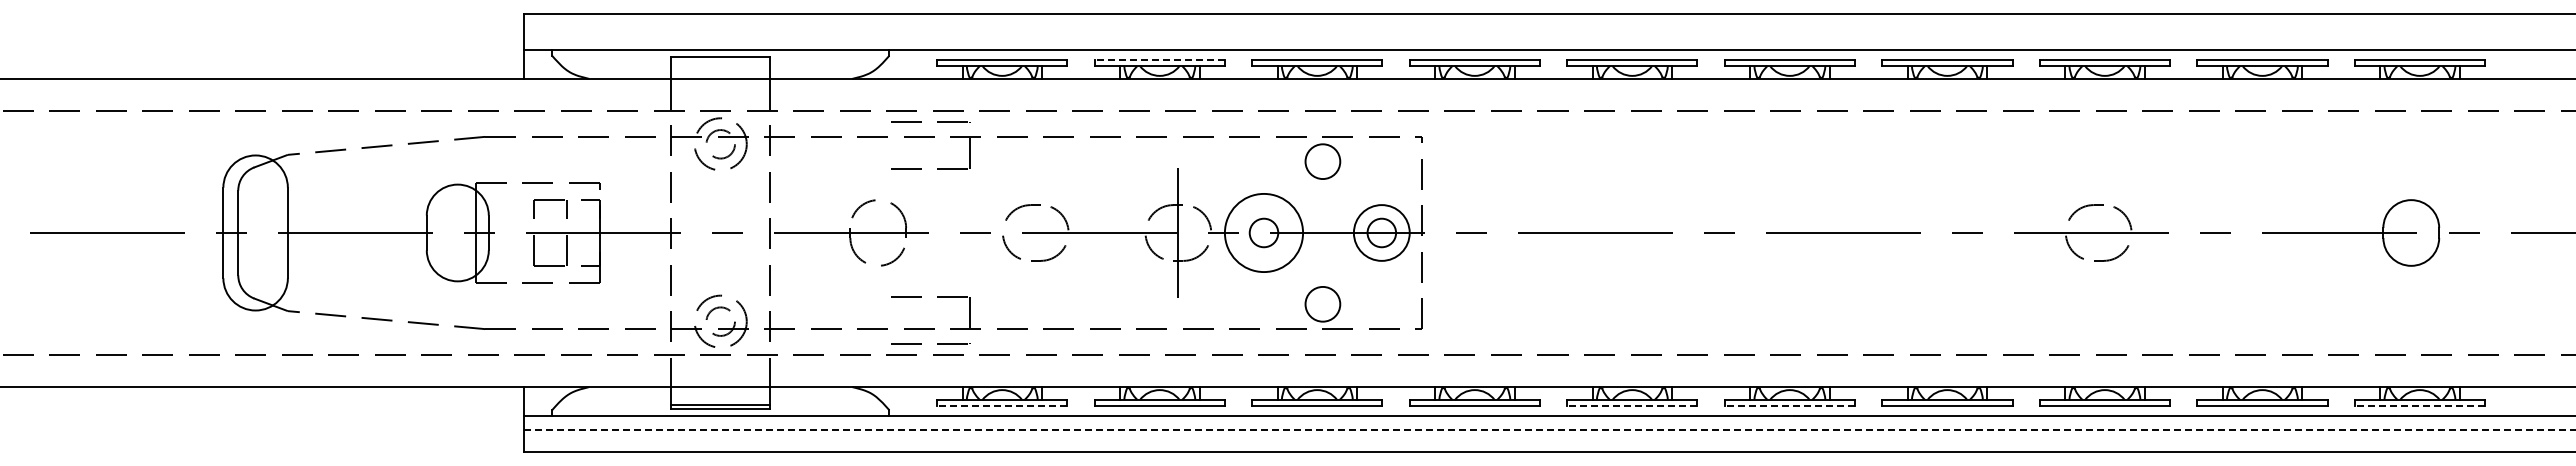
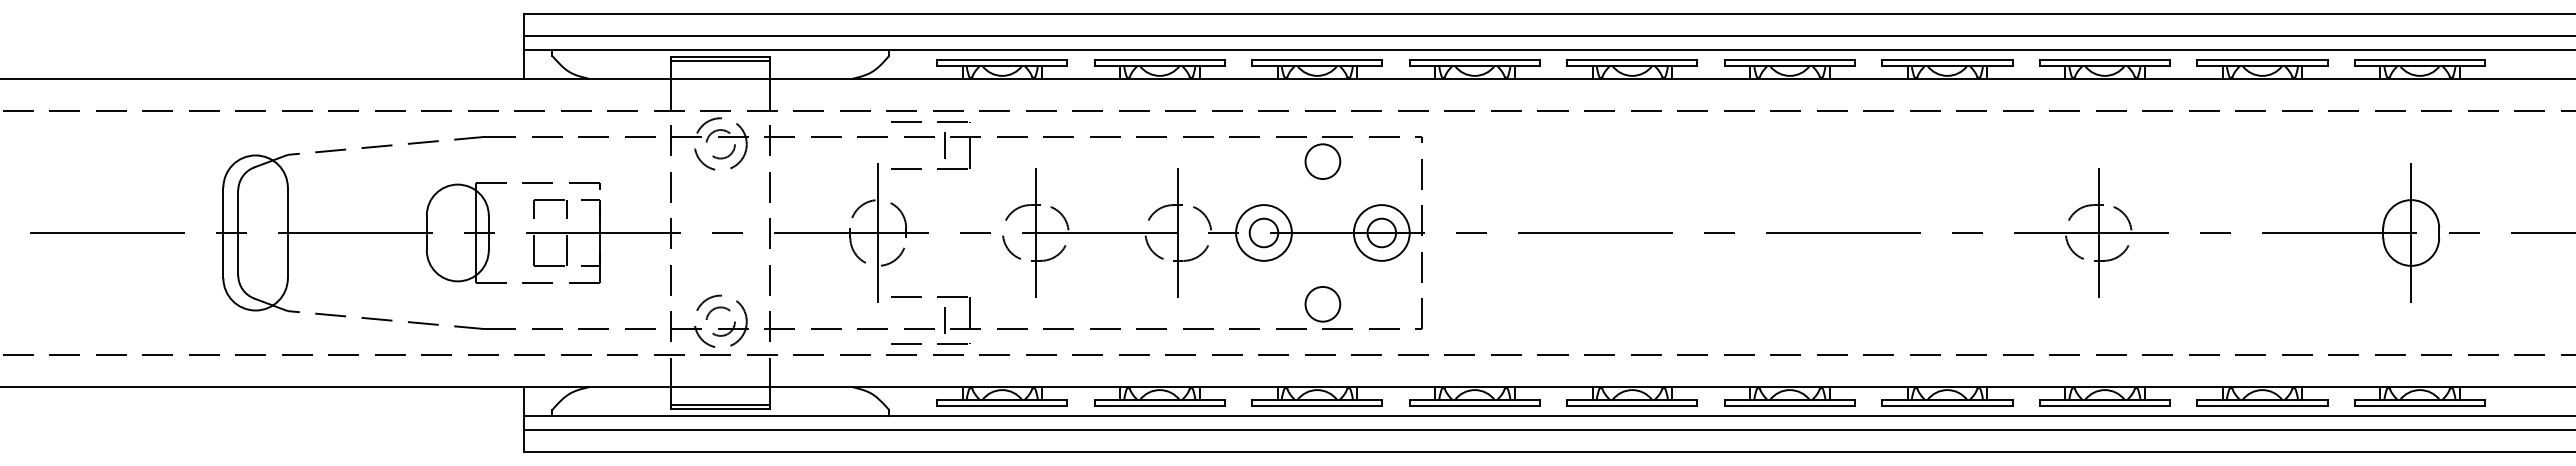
line: none -> present (1547, 35)
line: dashed -> solid (1159, 59)
line: none -> present (720, 60)
line: none -> present (945, 145)
line: none -> present (878, 232)
line: none -> present (1035, 232)
circle diameter: 78 px -> 56 px (1263, 232)
line: none -> present (2098, 232)
line: none -> present (2411, 232)
line: none -> present (945, 320)
line: dashed -> solid (1001, 406)
line: dashed -> solid (1631, 406)
line: dashed -> solid (1789, 406)
line: dashed -> solid (2419, 406)
line: dashed -> solid (1549, 430)
